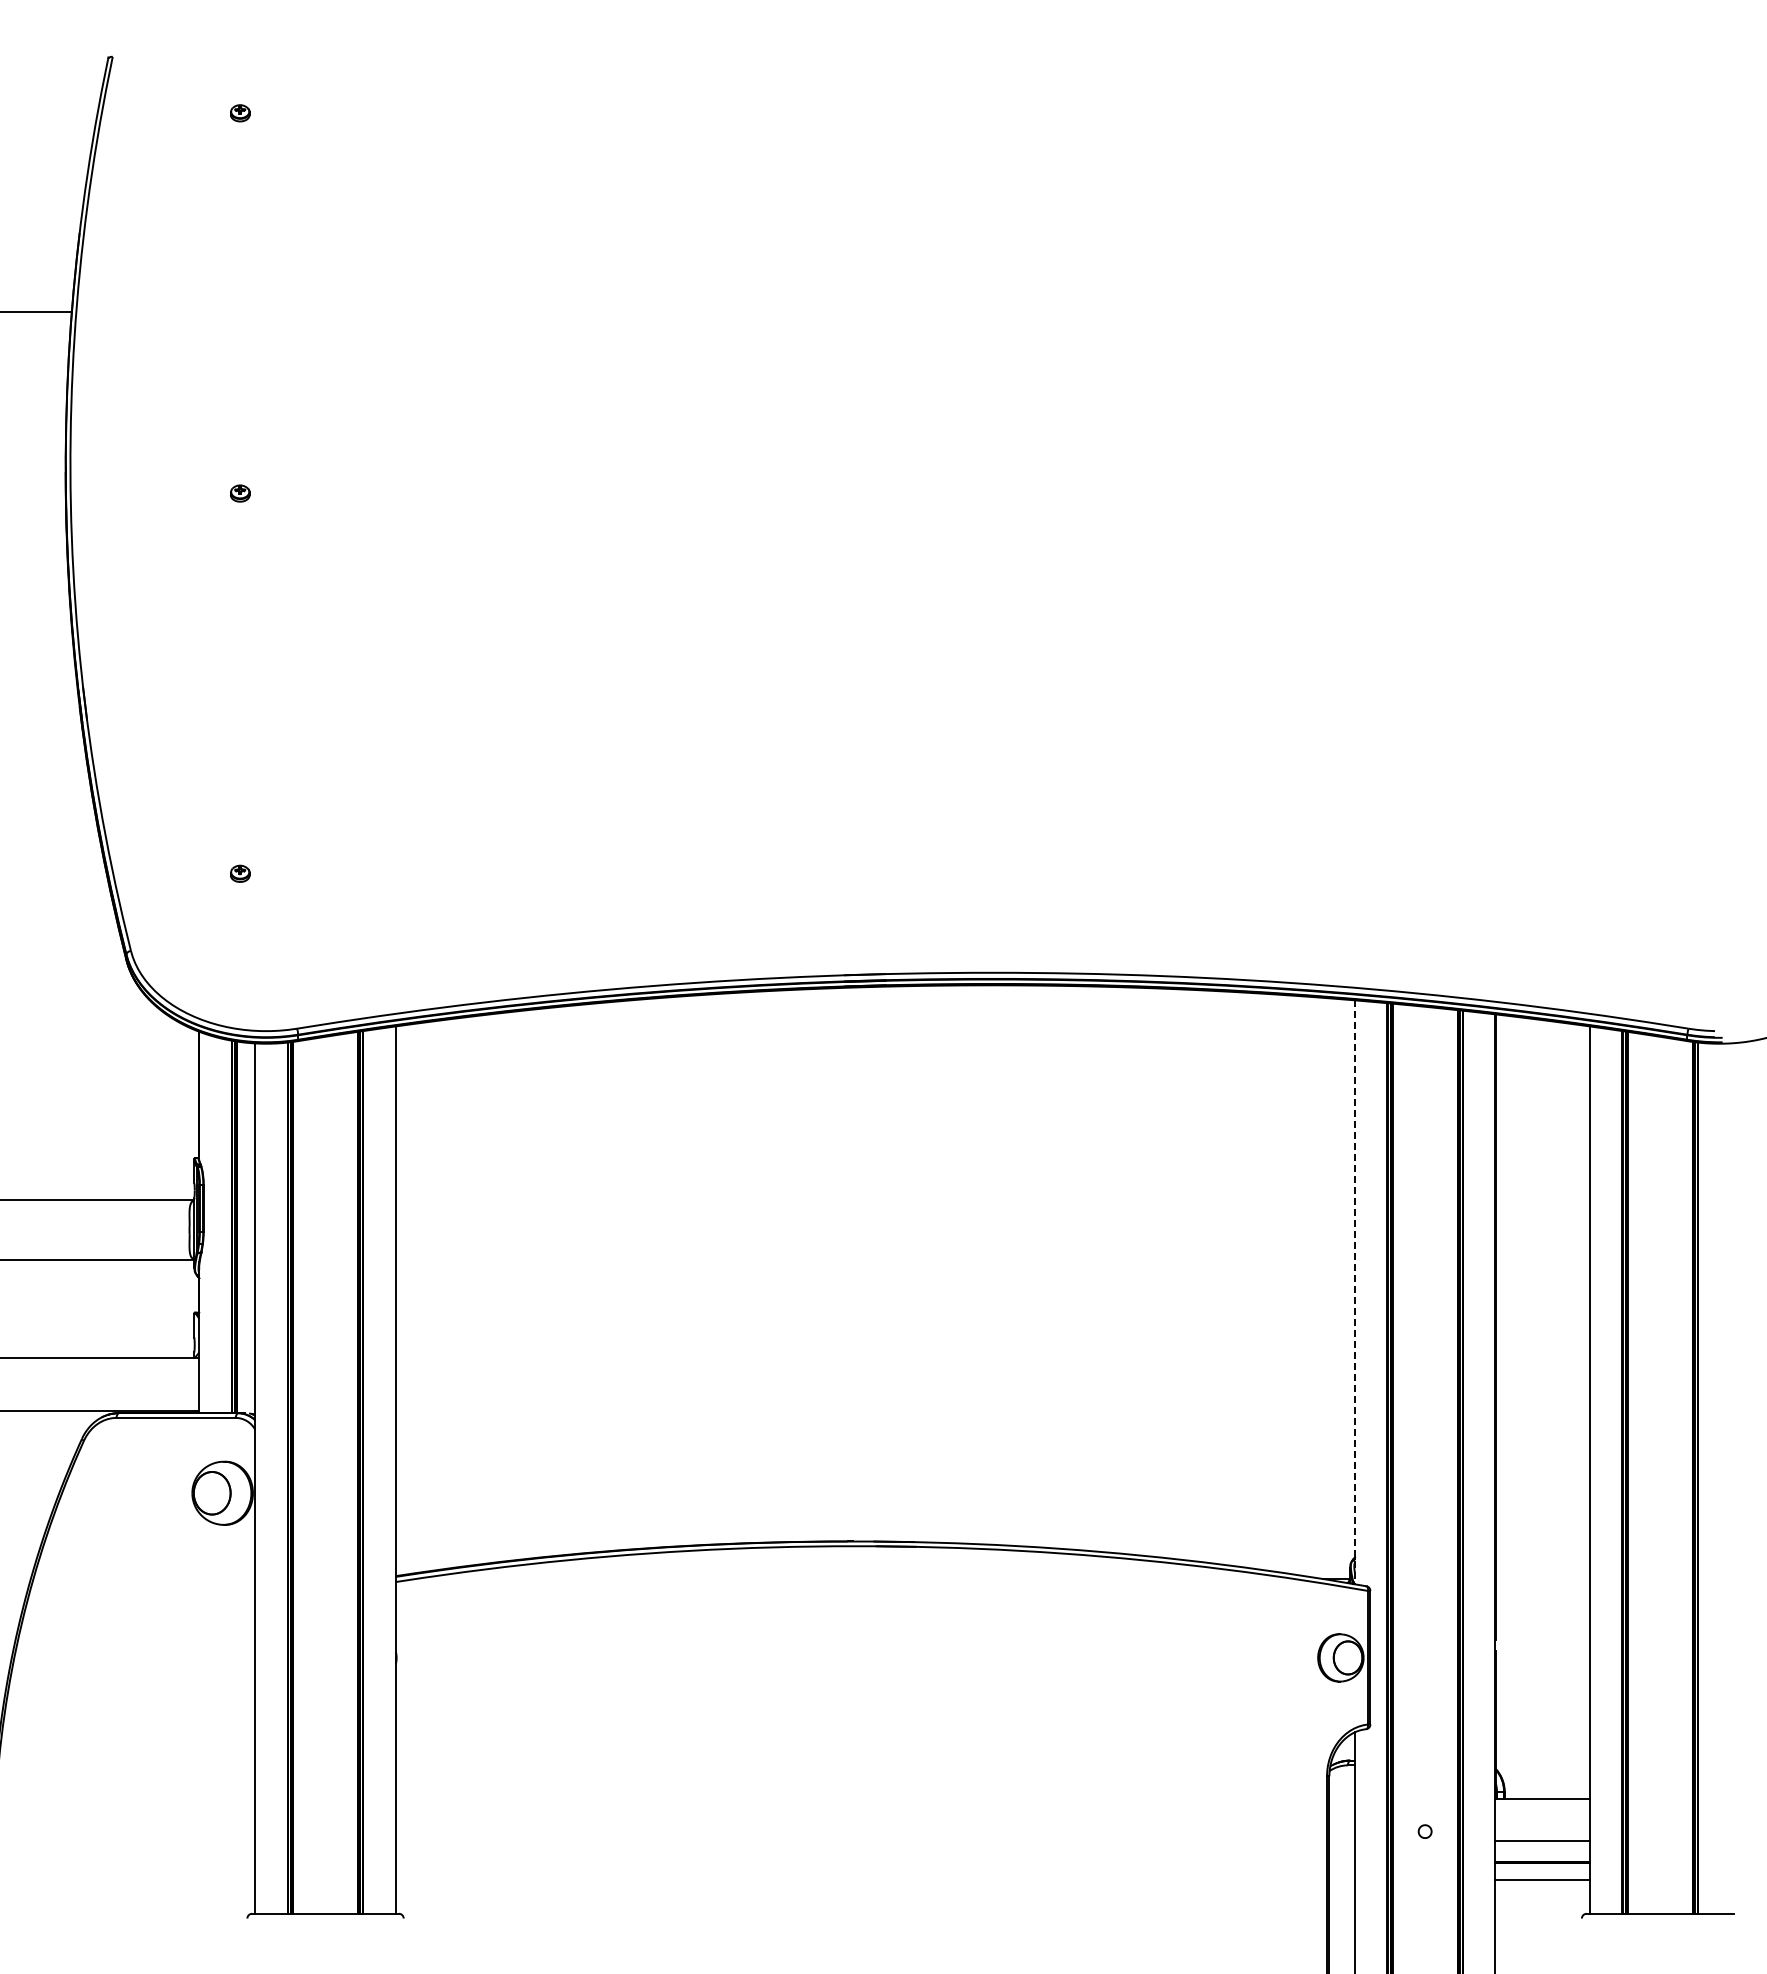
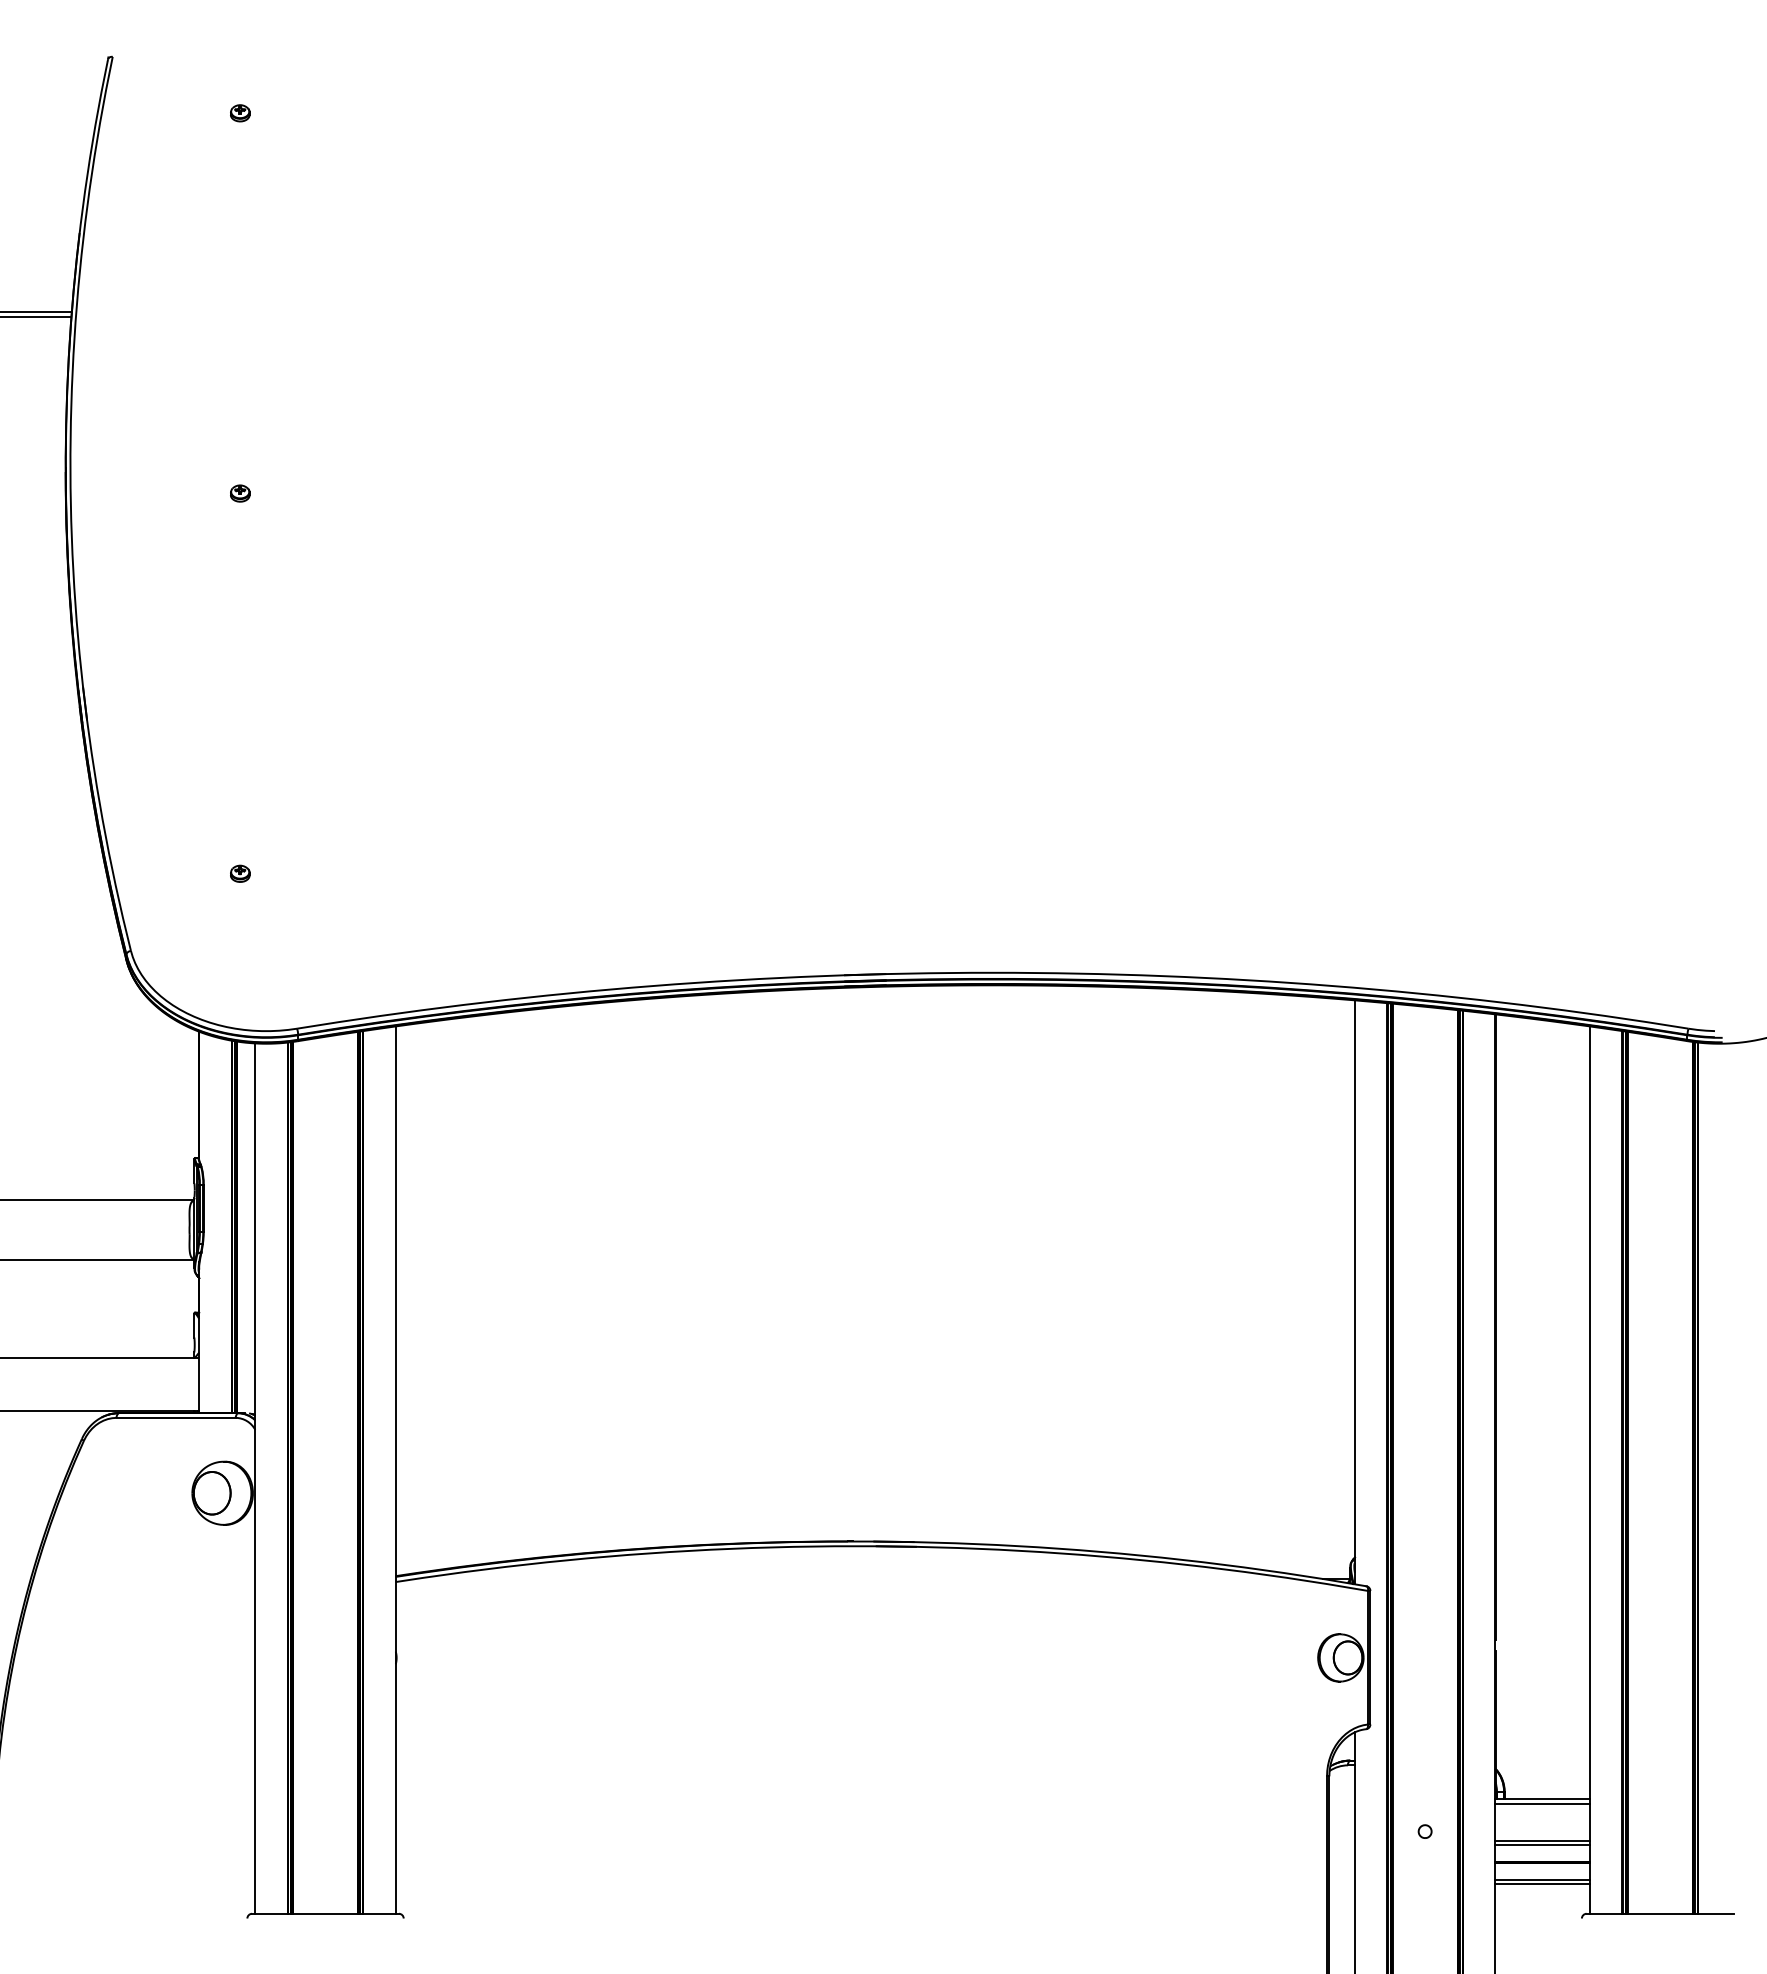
line: none -> present (36, 317)
line: dashed -> solid (1354, 1292)
line: none -> present (1542, 1804)
line: none -> present (1542, 1845)
line: none -> present (1542, 1883)
